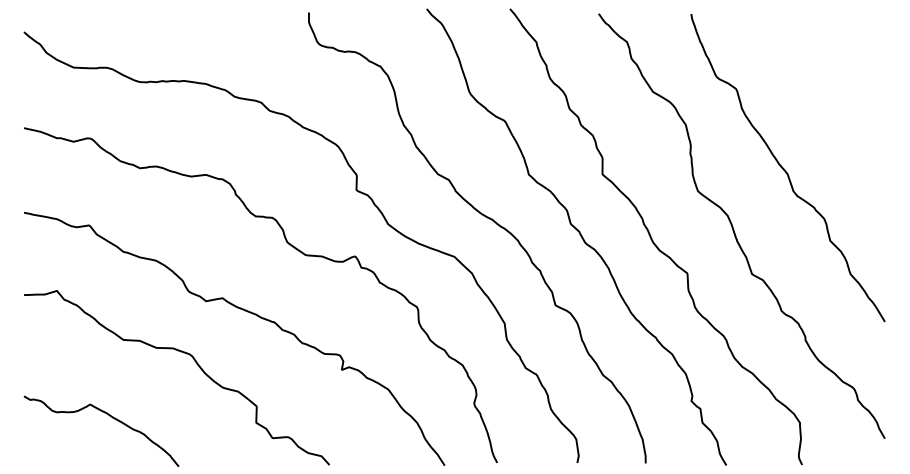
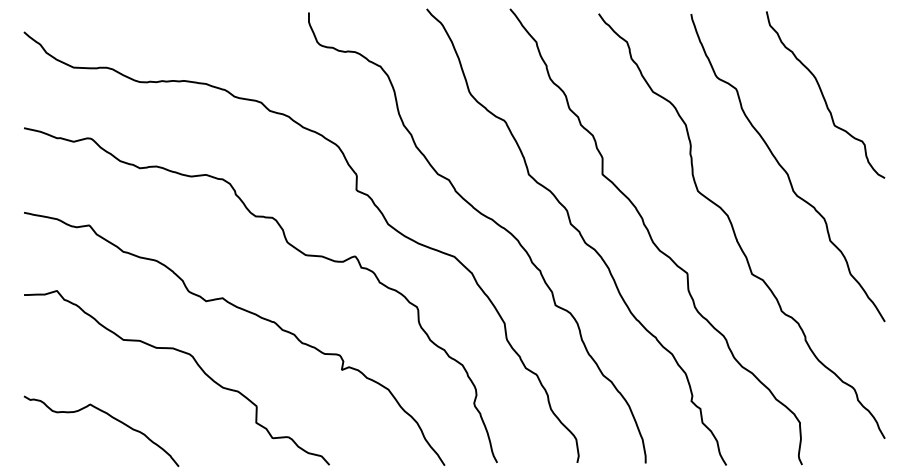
curve: none -> present (823, 94)
